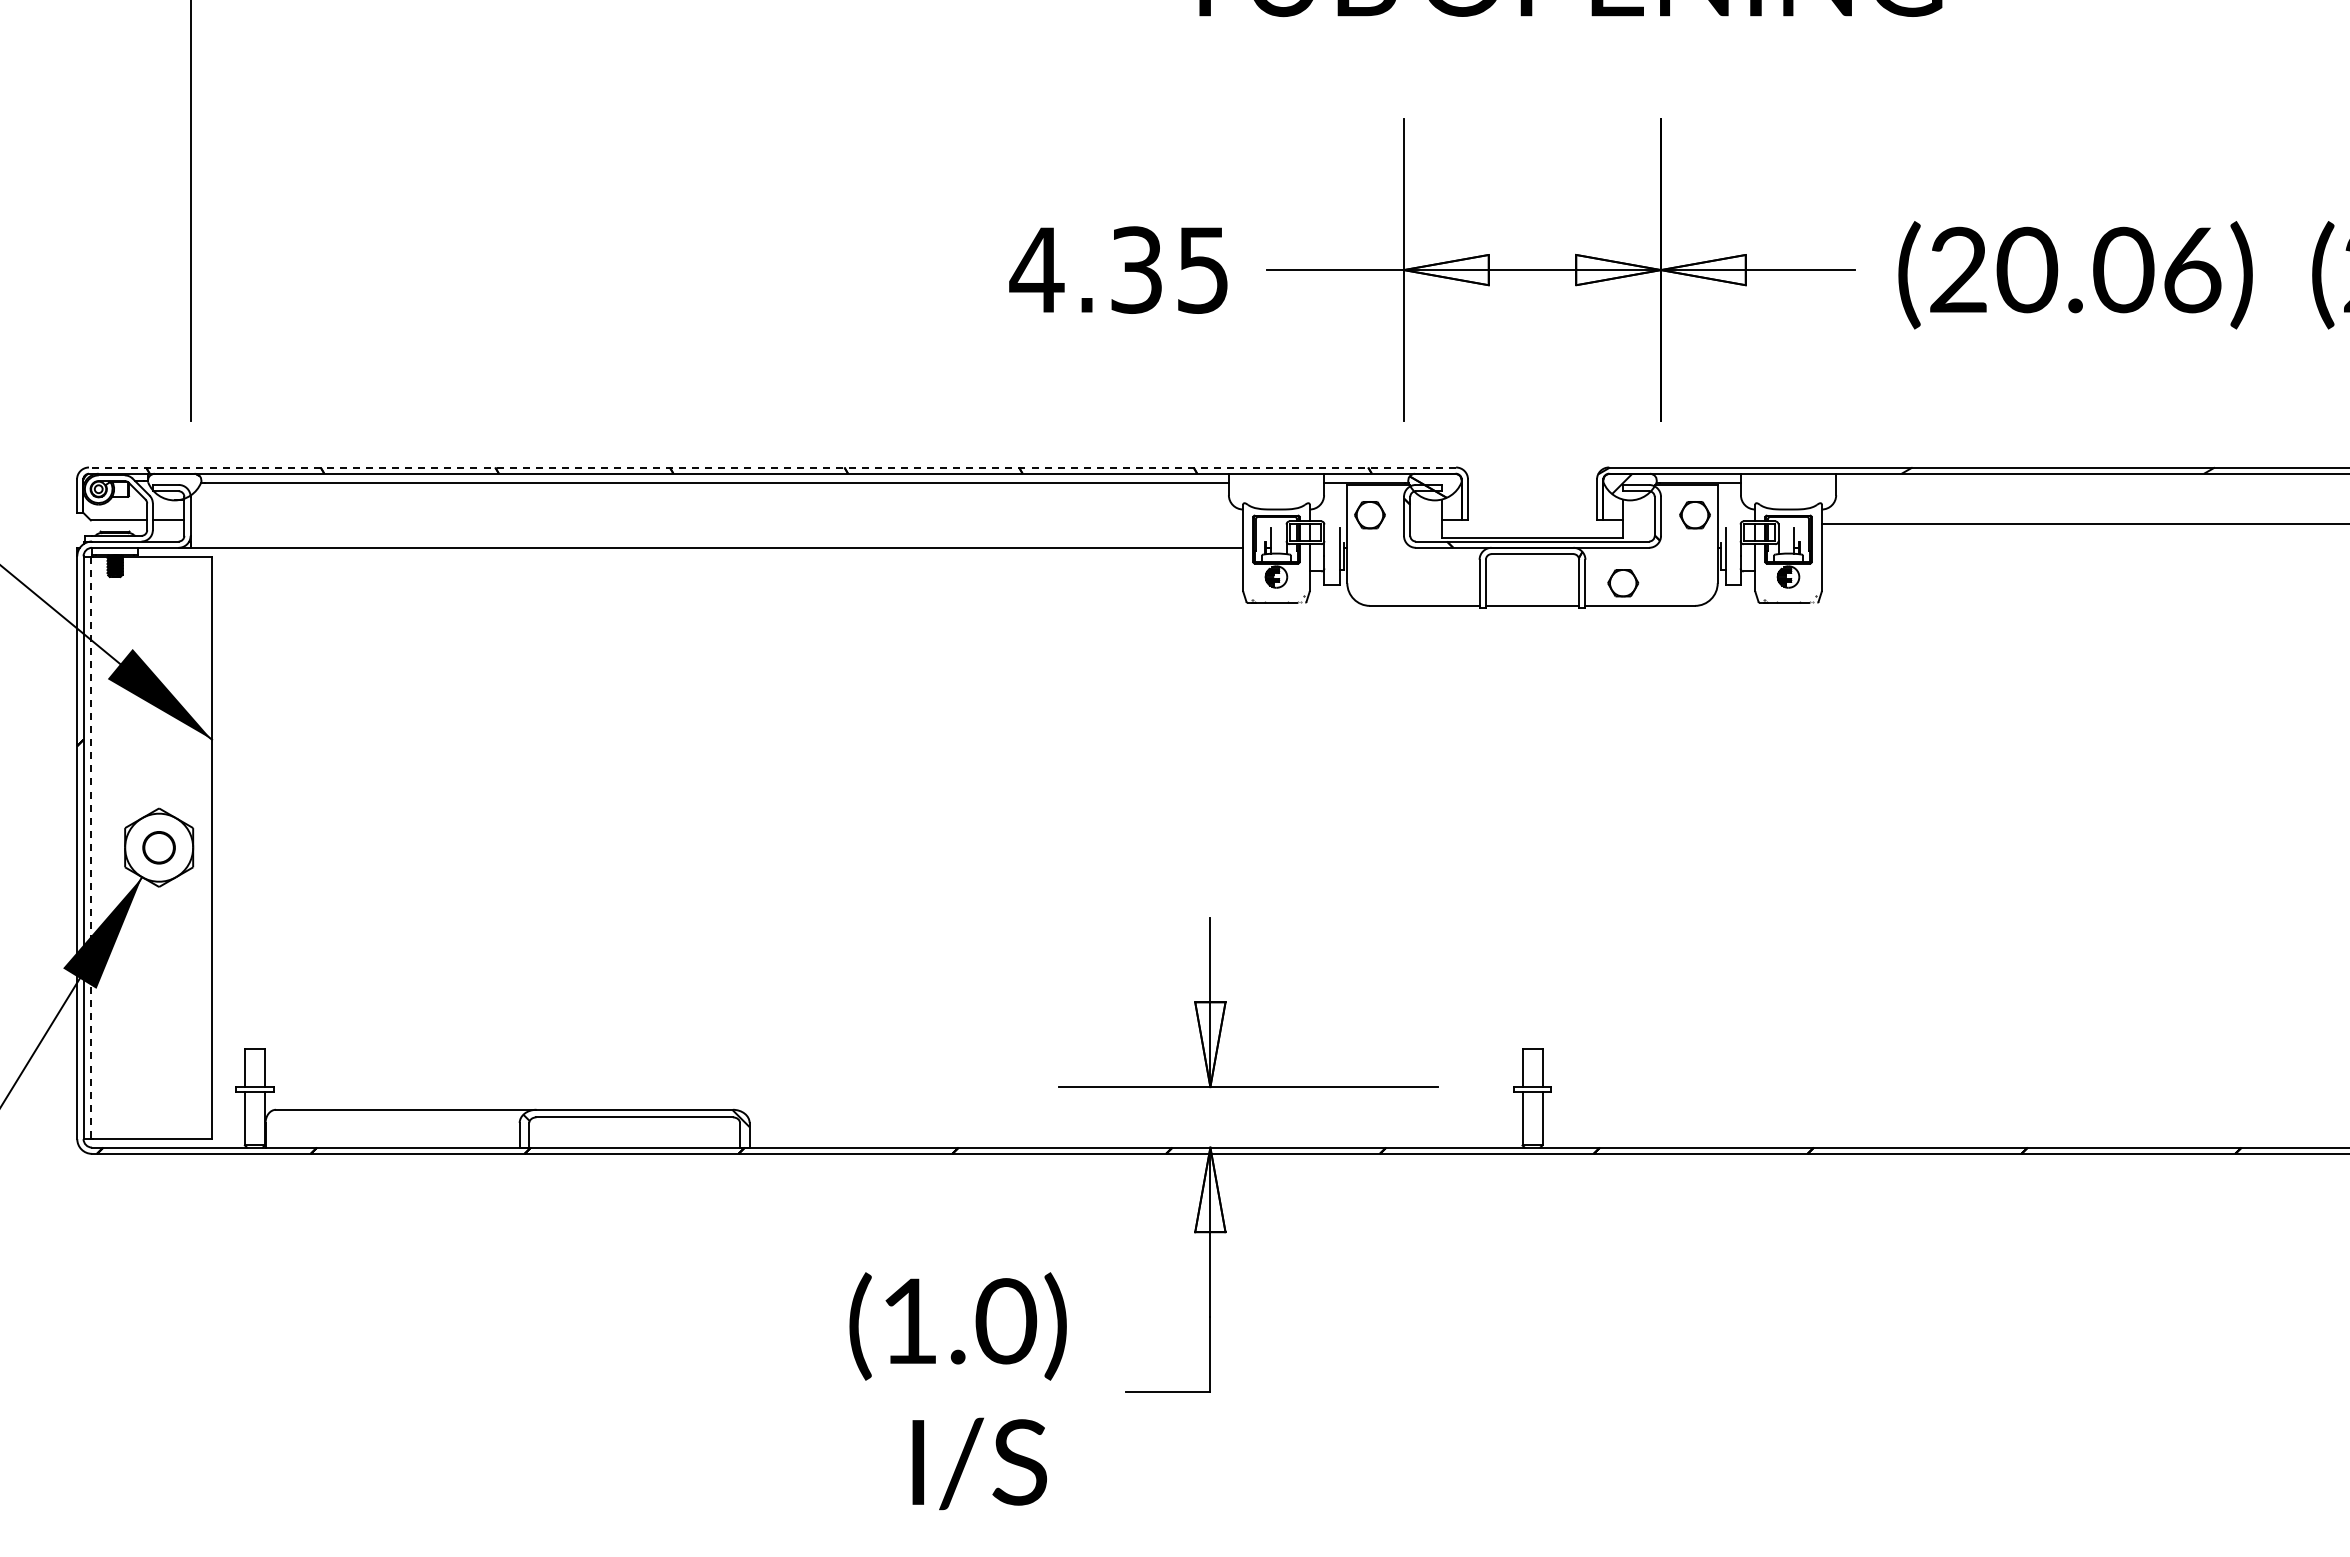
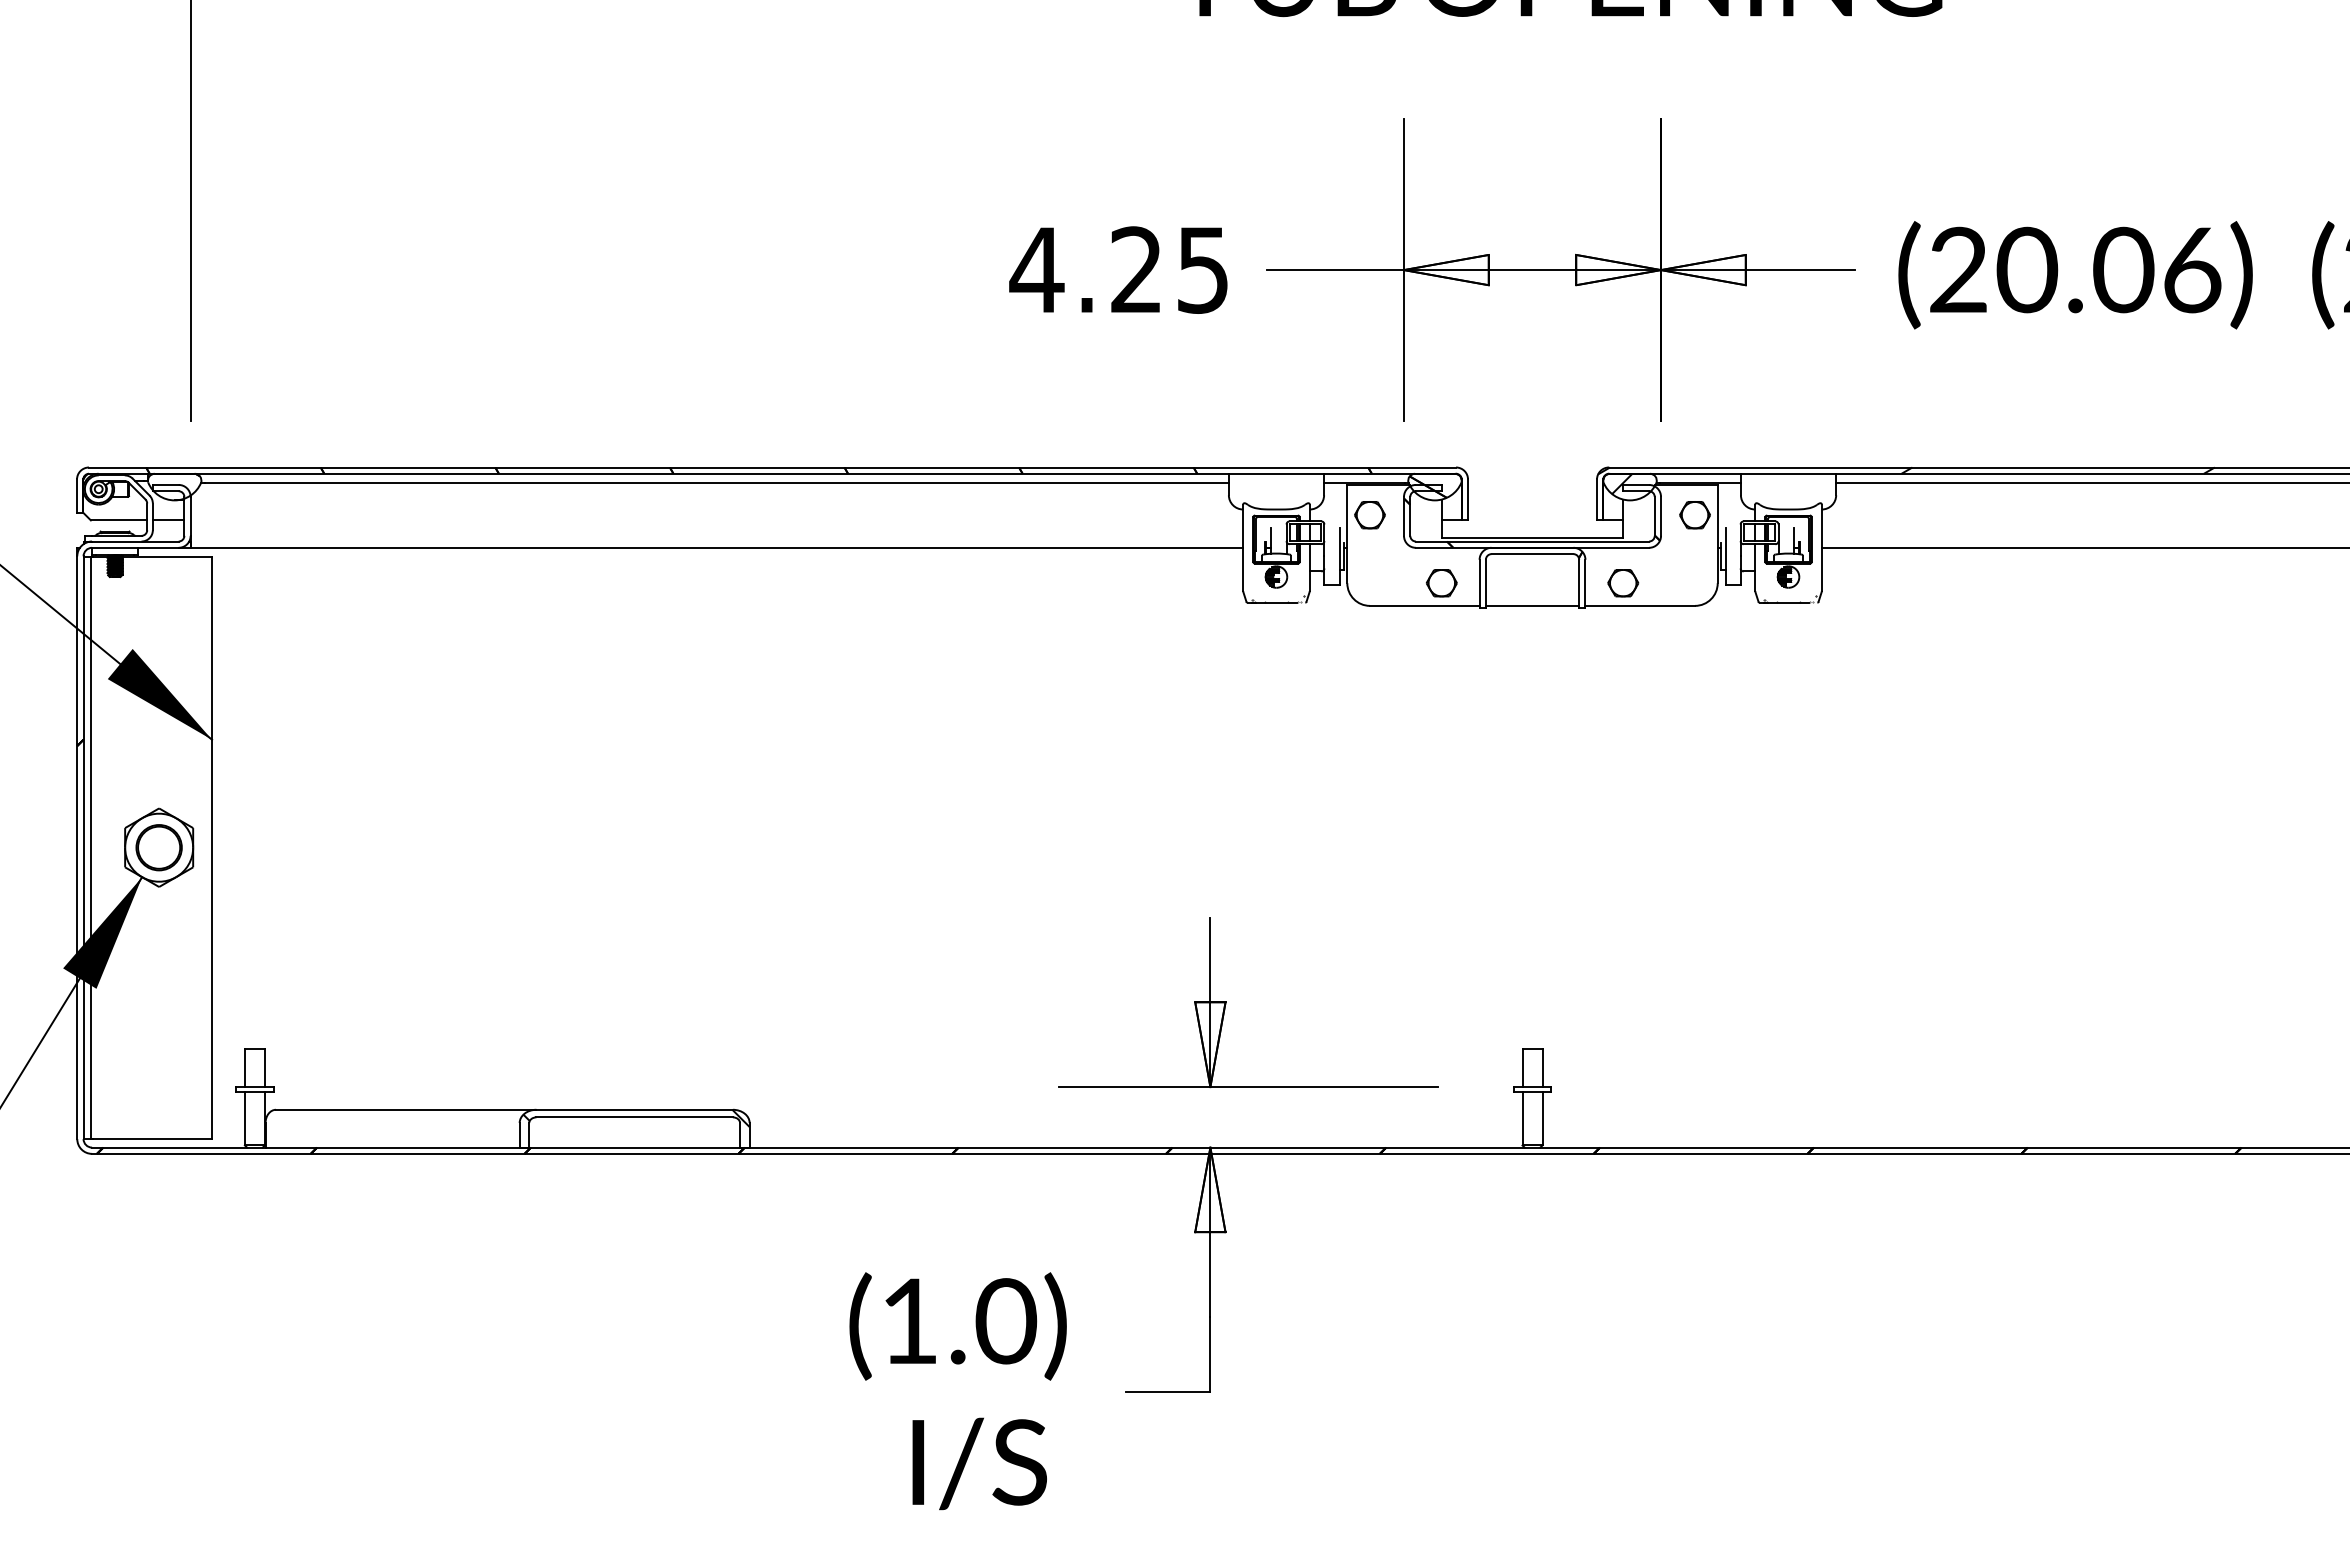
text: 4.35 -> 4.25 (1136, 269)
line: dashed -> solid (772, 467)
line: none -> present (2091, 482)
line position: (2083, 523) -> (2083, 547) (2083, 547)
part: none -> present (1441, 583)
part size: 34x34 px -> 48x48 px (158, 847)
line: dashed -> solid (91, 848)
